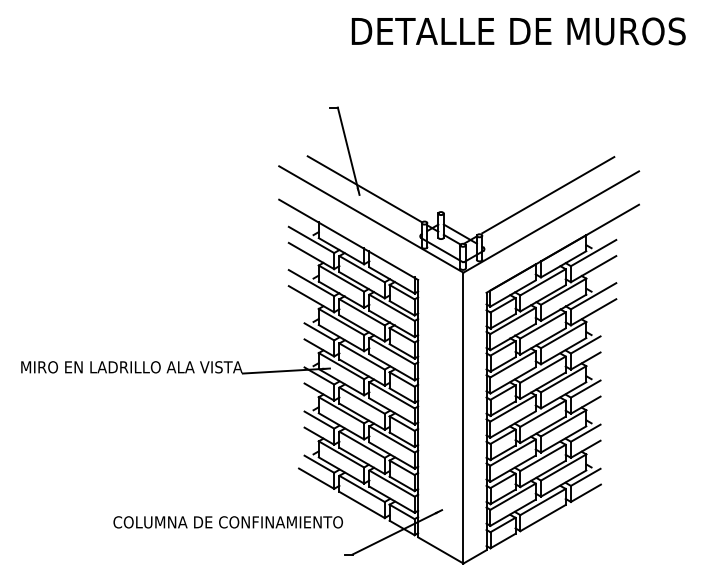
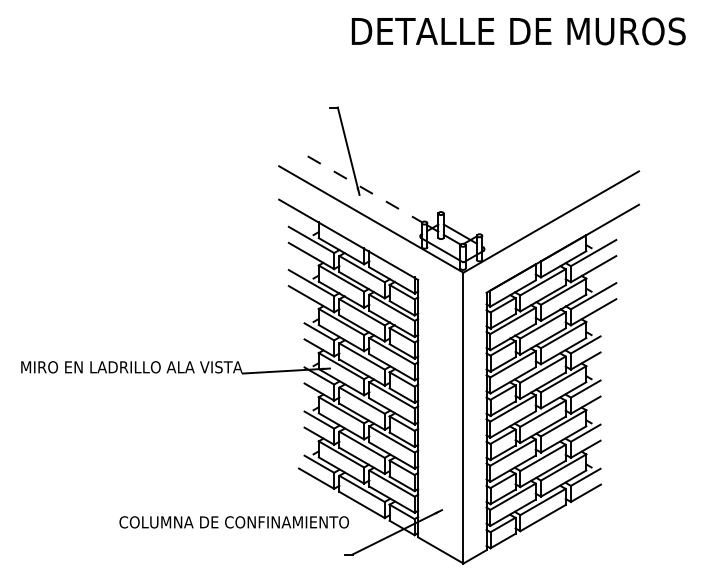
line: solid -> dashed (365, 189)
line: present -> none (548, 195)
text position: (227, 522) -> (233, 522) (233, 522)
